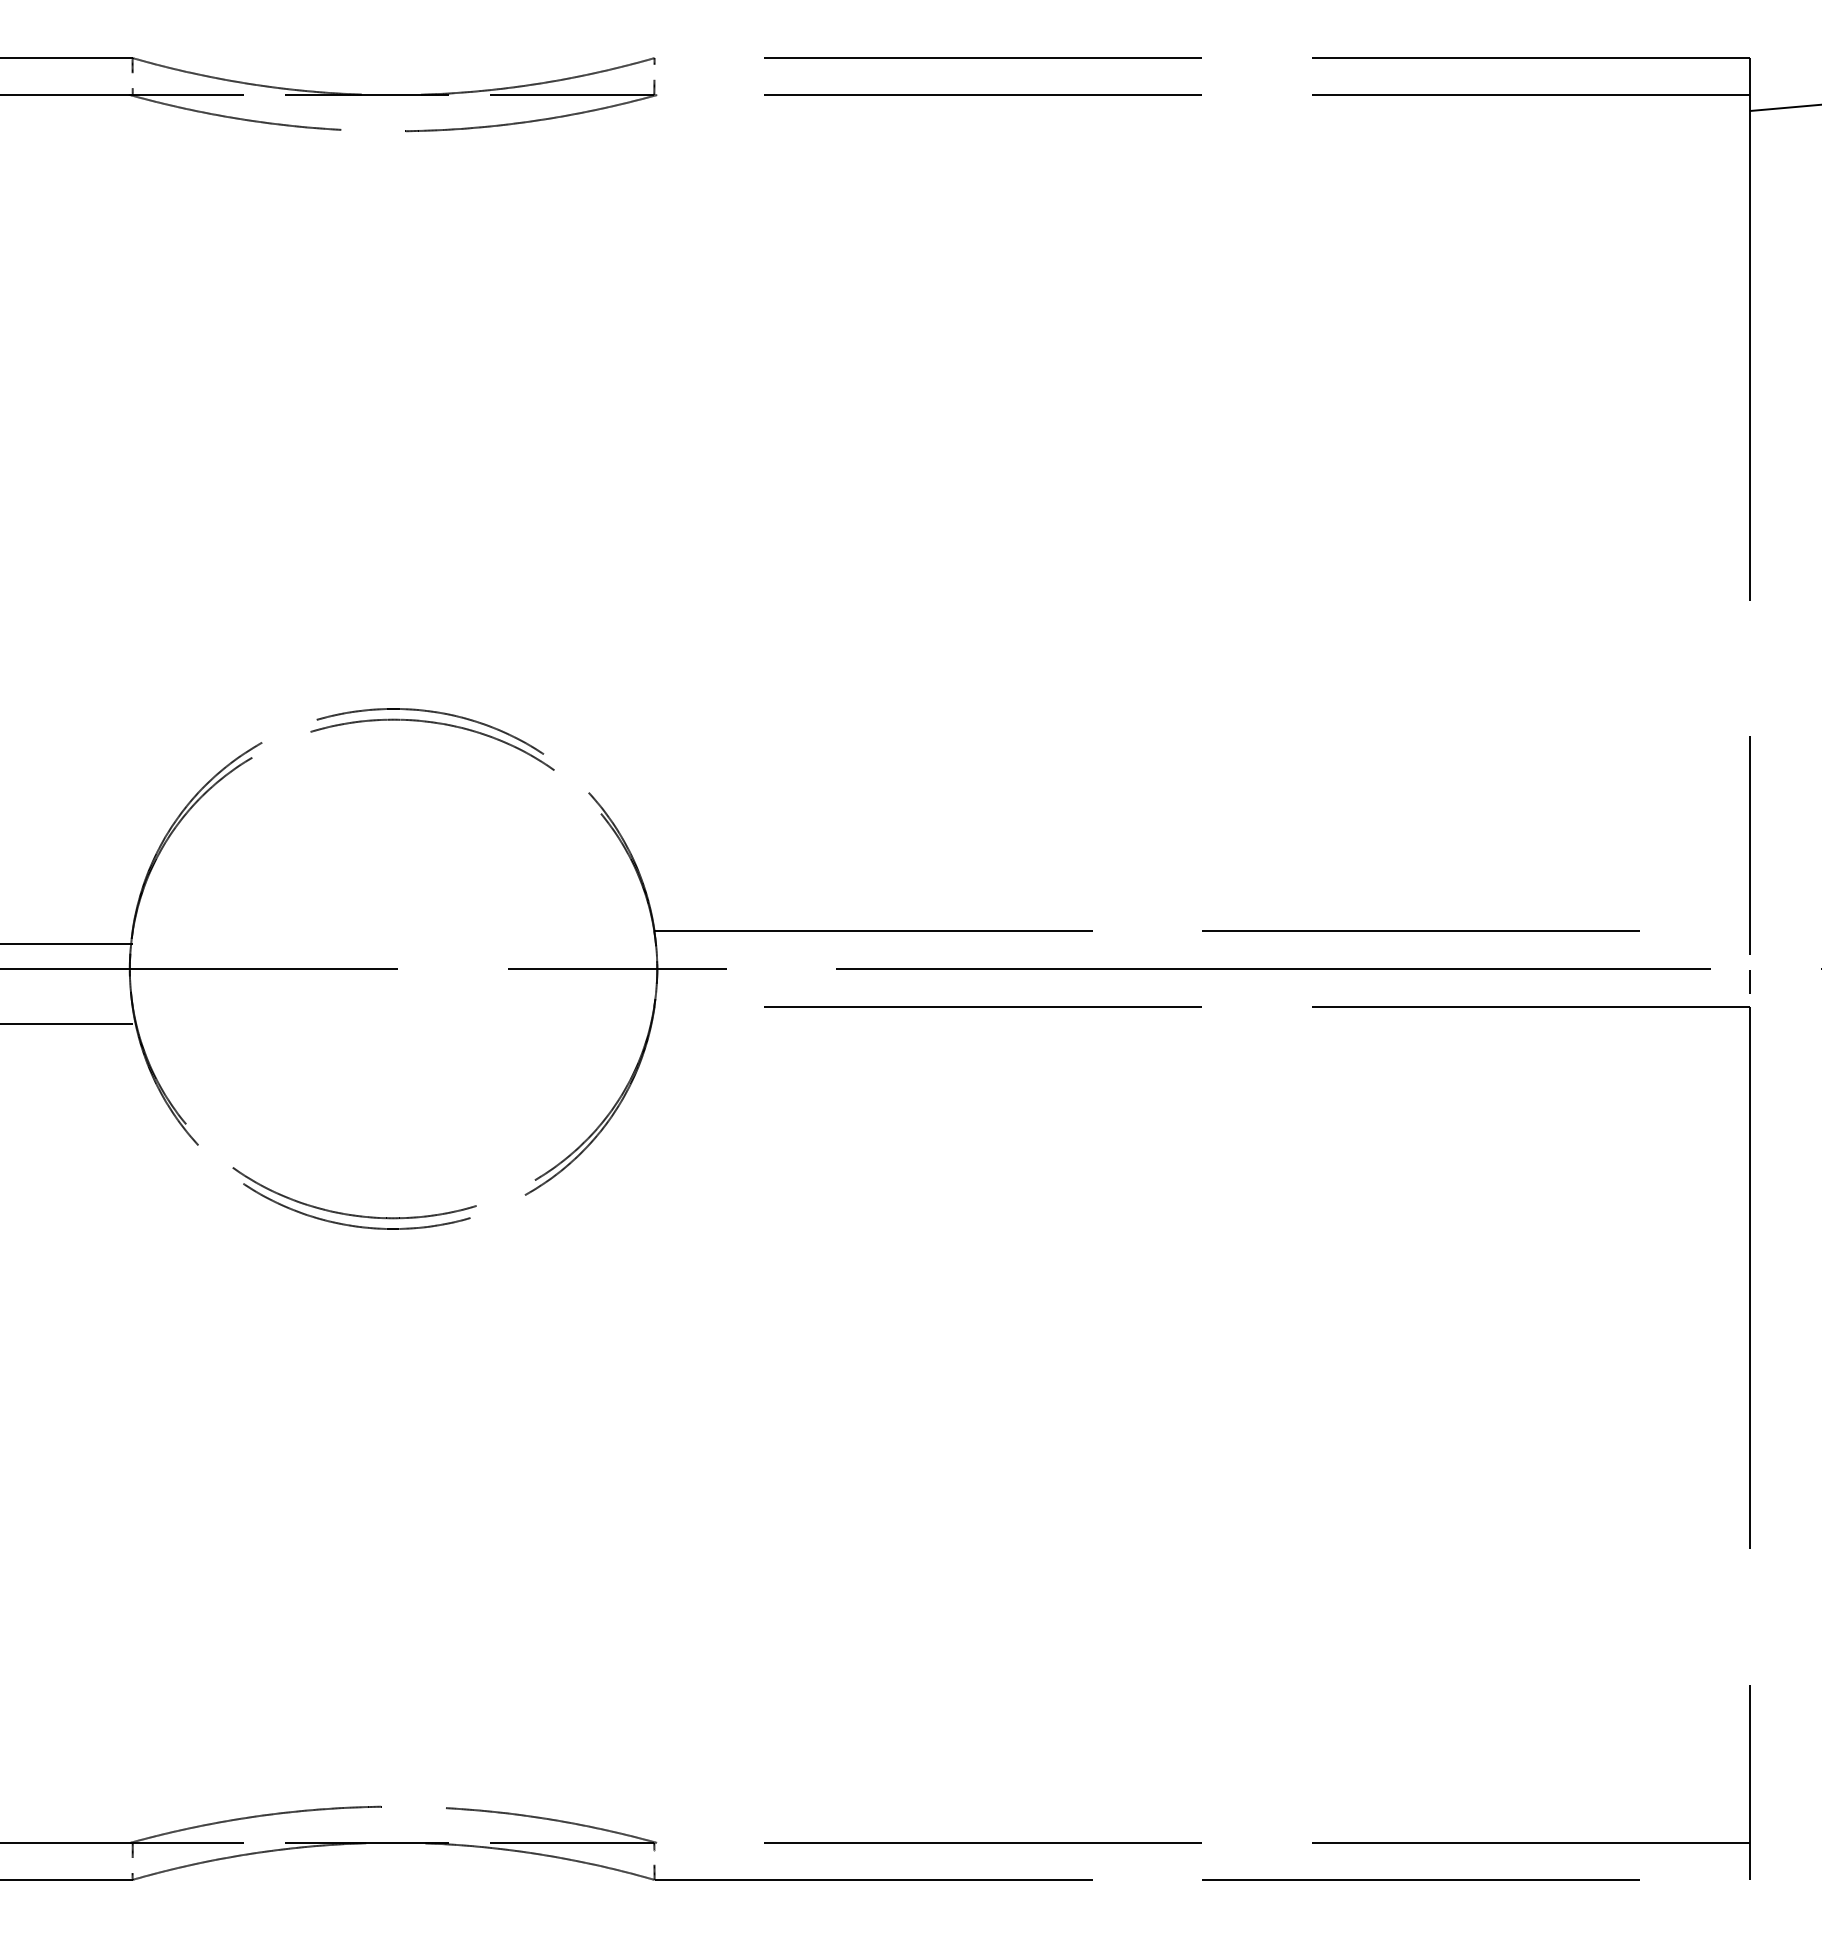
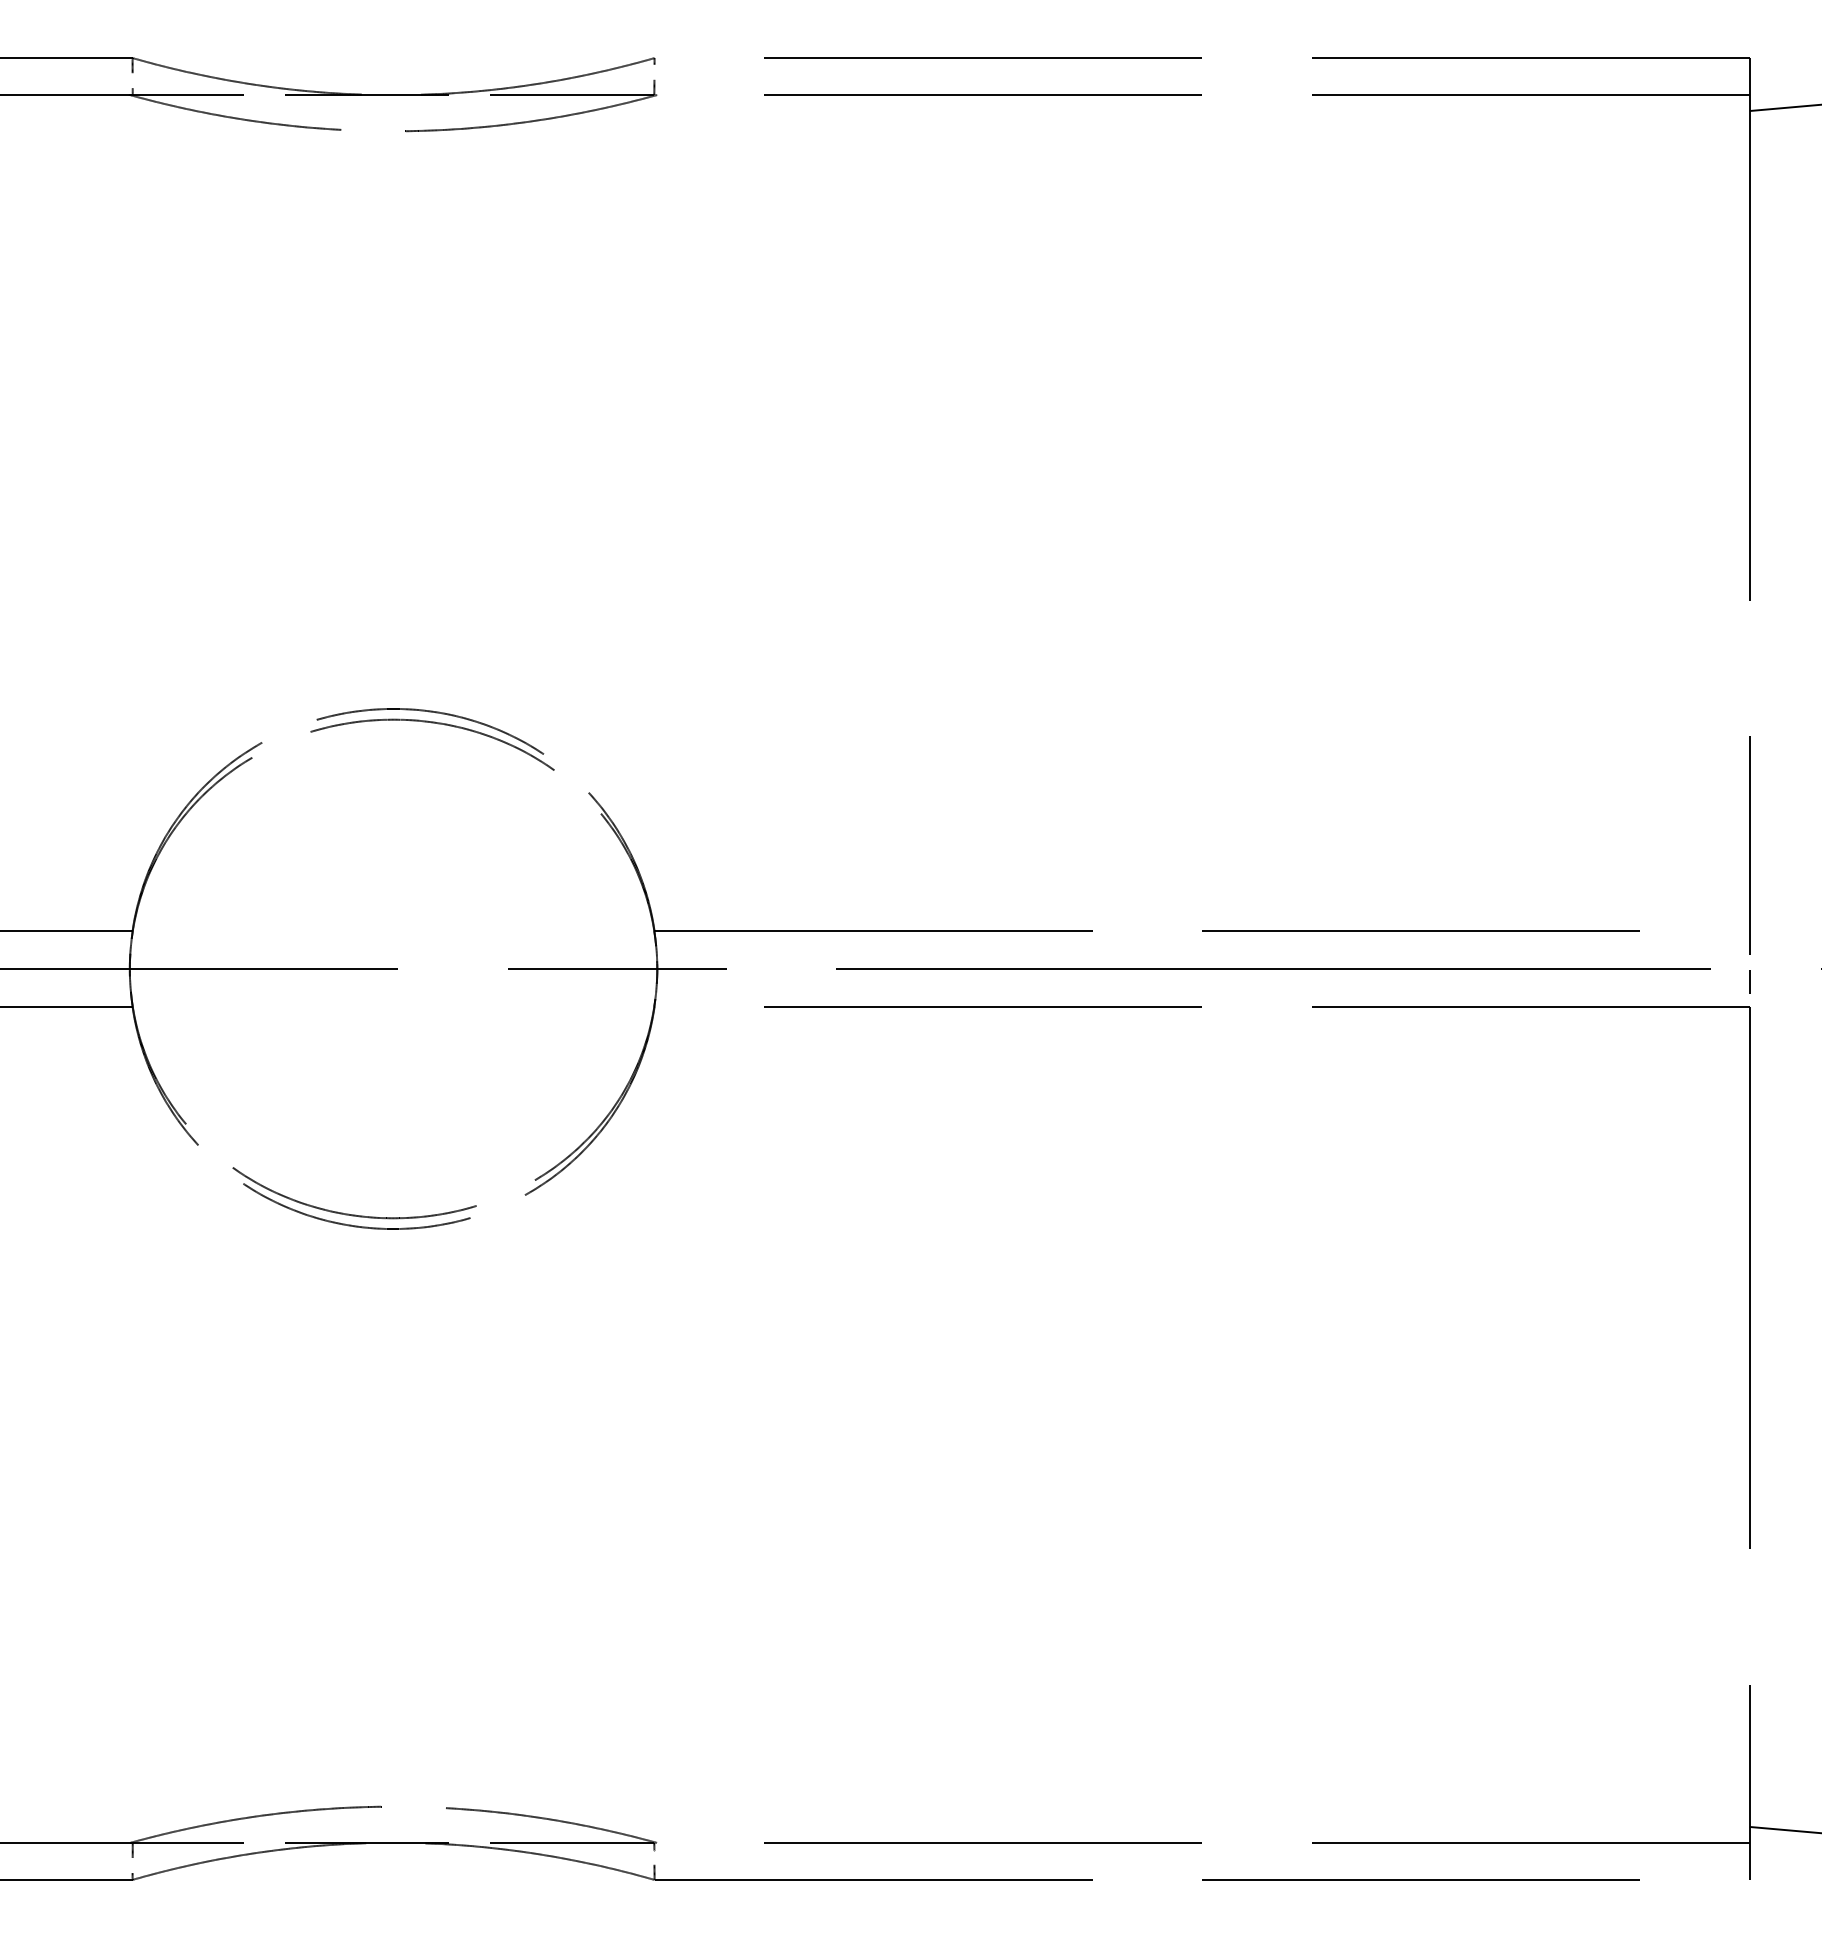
line position: (67, 944) -> (67, 931) (67, 931)
line position: (67, 1023) -> (67, 1006) (67, 1006)
line: none -> present (1783, 1829)
